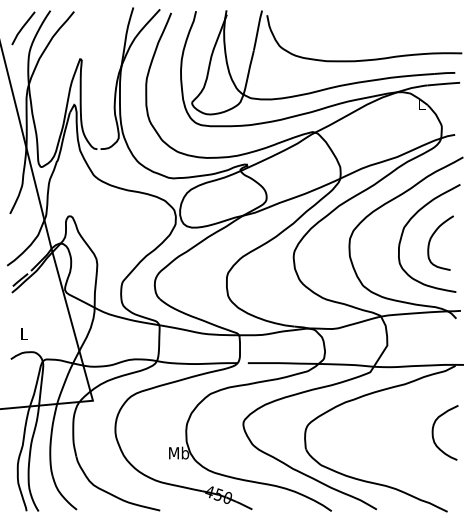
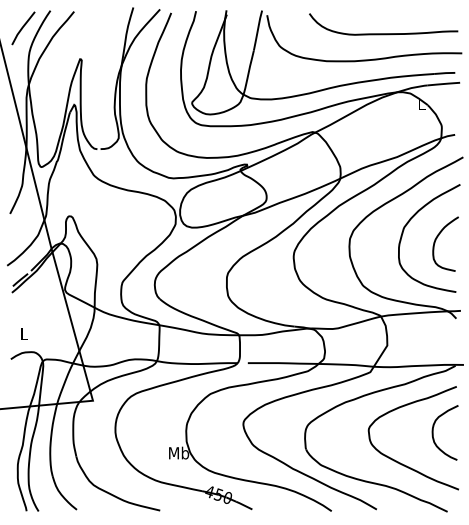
curve: none -> present (383, 33)
curve position: (432, 237) -> (437, 238) (437, 238)
curve: none -> present (400, 462)
